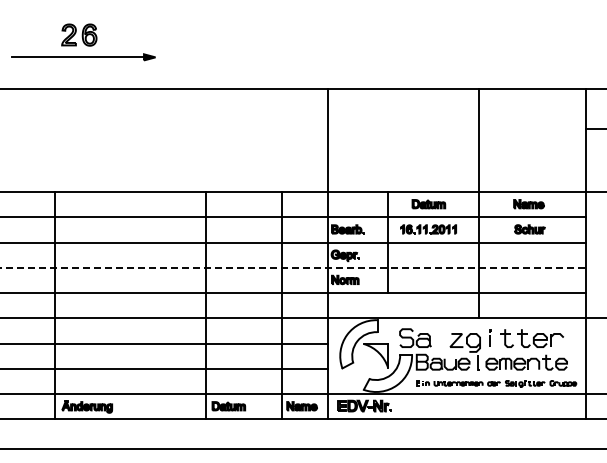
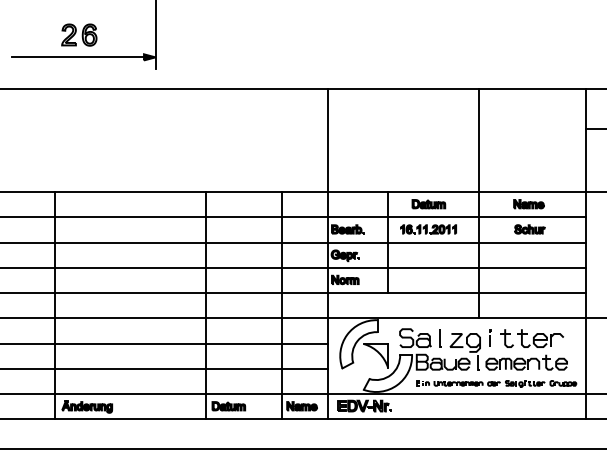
line: none -> present (155, 35)
line: dashed -> solid (293, 267)
line: none -> present (440, 338)
